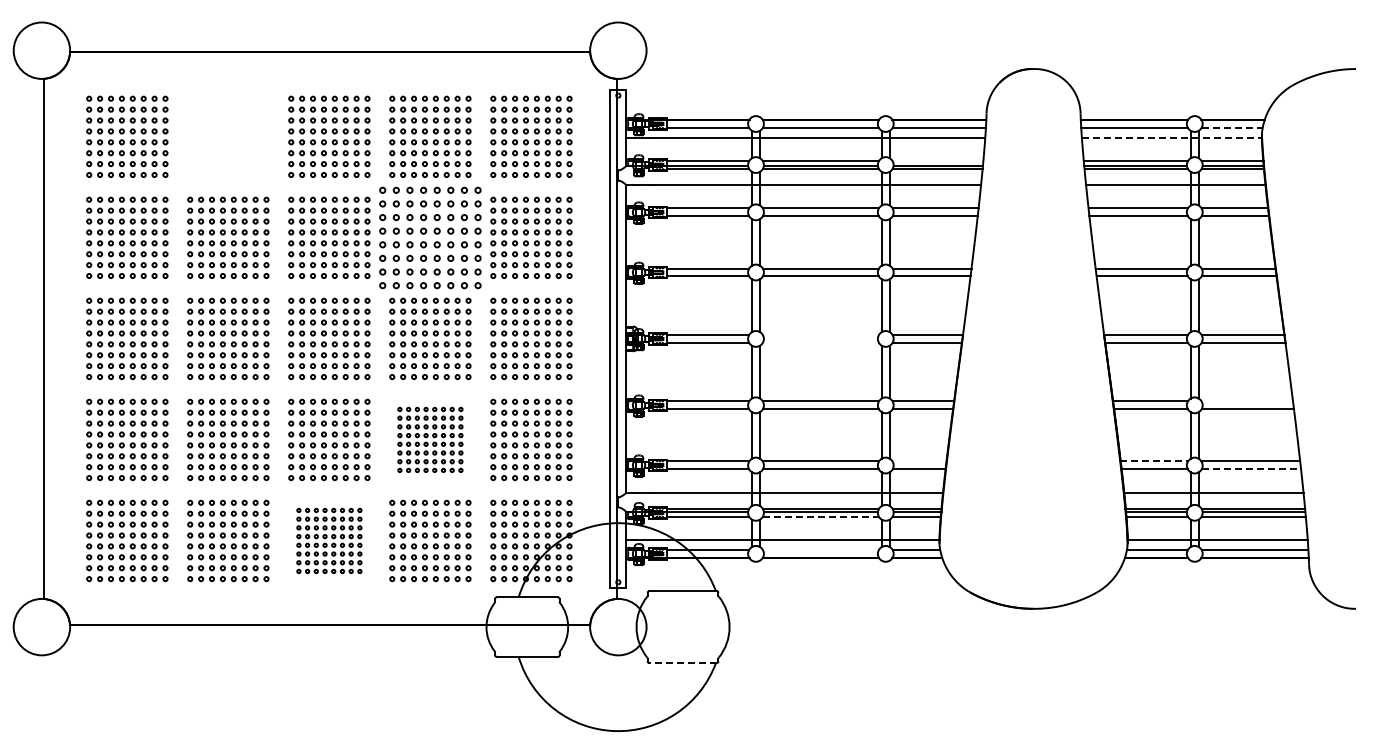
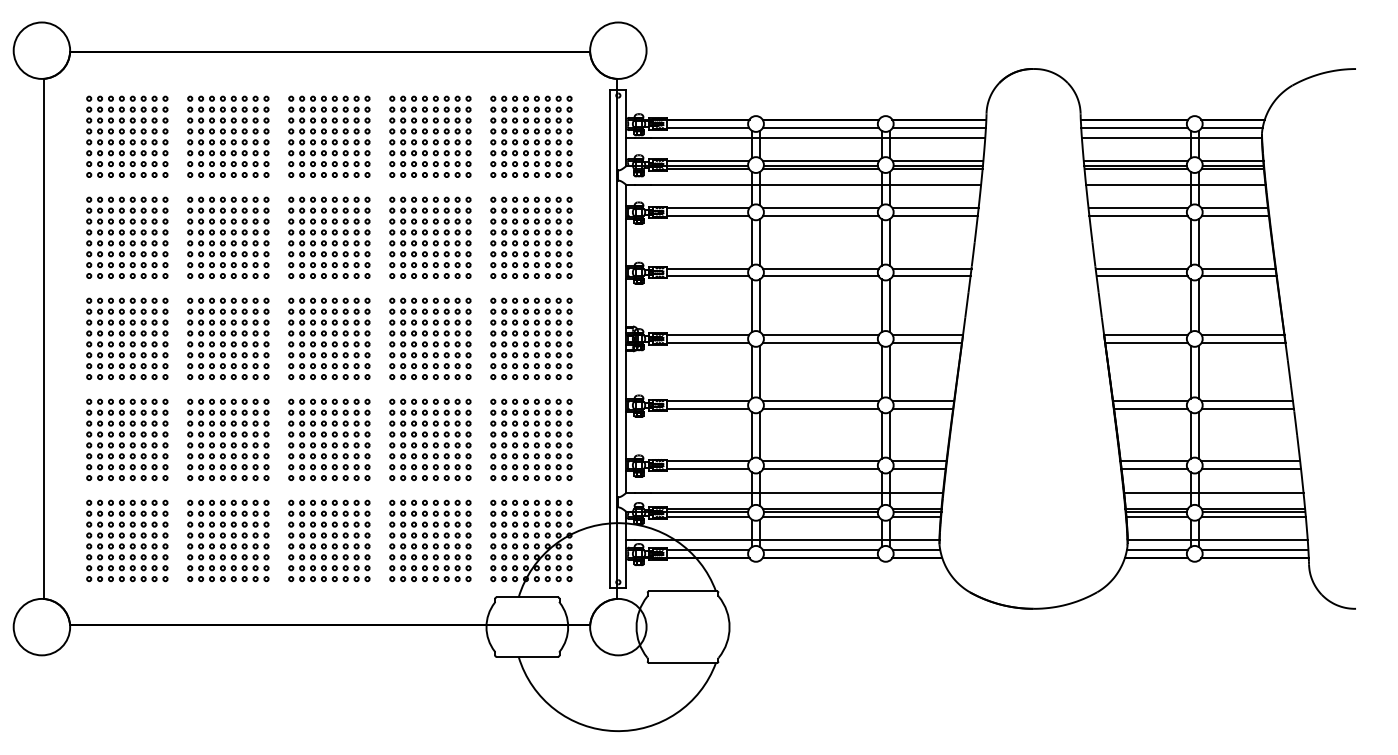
line: dashed -> solid (1232, 127)
part: none -> present (228, 136)
line: dashed -> solid (1172, 138)
line: none -> present (937, 161)
part size: 103x104 px -> 83x83 px (430, 237)
line: none -> present (820, 334)
line: none -> present (820, 342)
line: none -> present (1247, 401)
part size: 67x67 px -> 83x84 px (430, 439)
line: none -> present (919, 461)
line: dashed -> solid (1154, 461)
line: dashed -> solid (1251, 469)
line: dashed -> solid (821, 516)
part size: 67x67 px -> 83x84 px (329, 540)
line: none -> present (820, 549)
line: dashed -> solid (683, 663)
